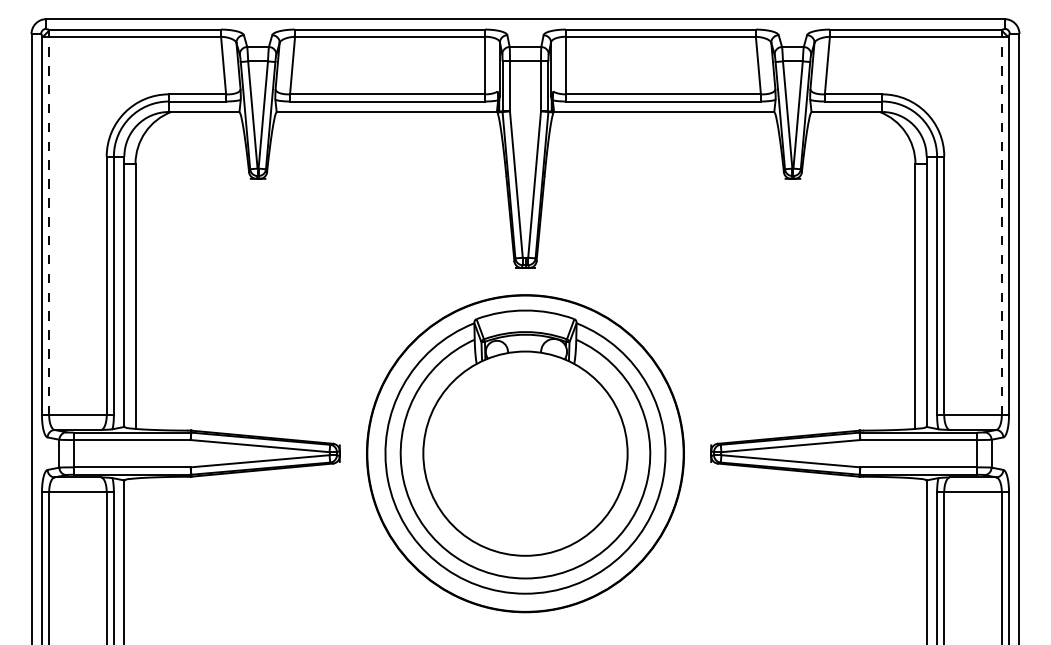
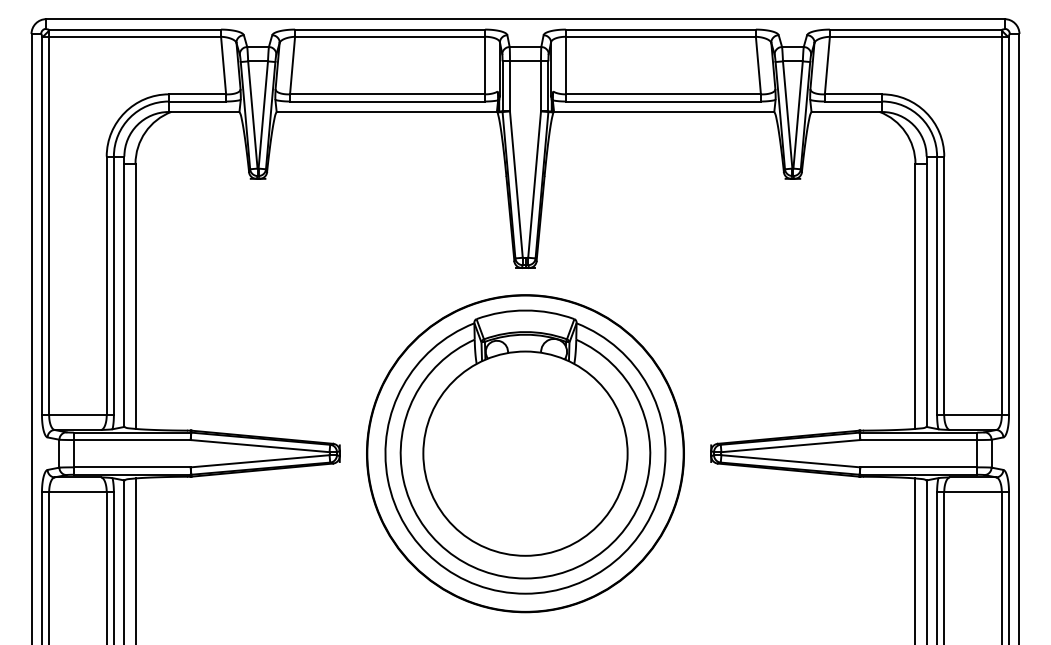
line: dashed -> solid (49, 222)
line: dashed -> solid (1001, 222)
line: none -> present (135, 559)
line: none -> present (915, 559)
